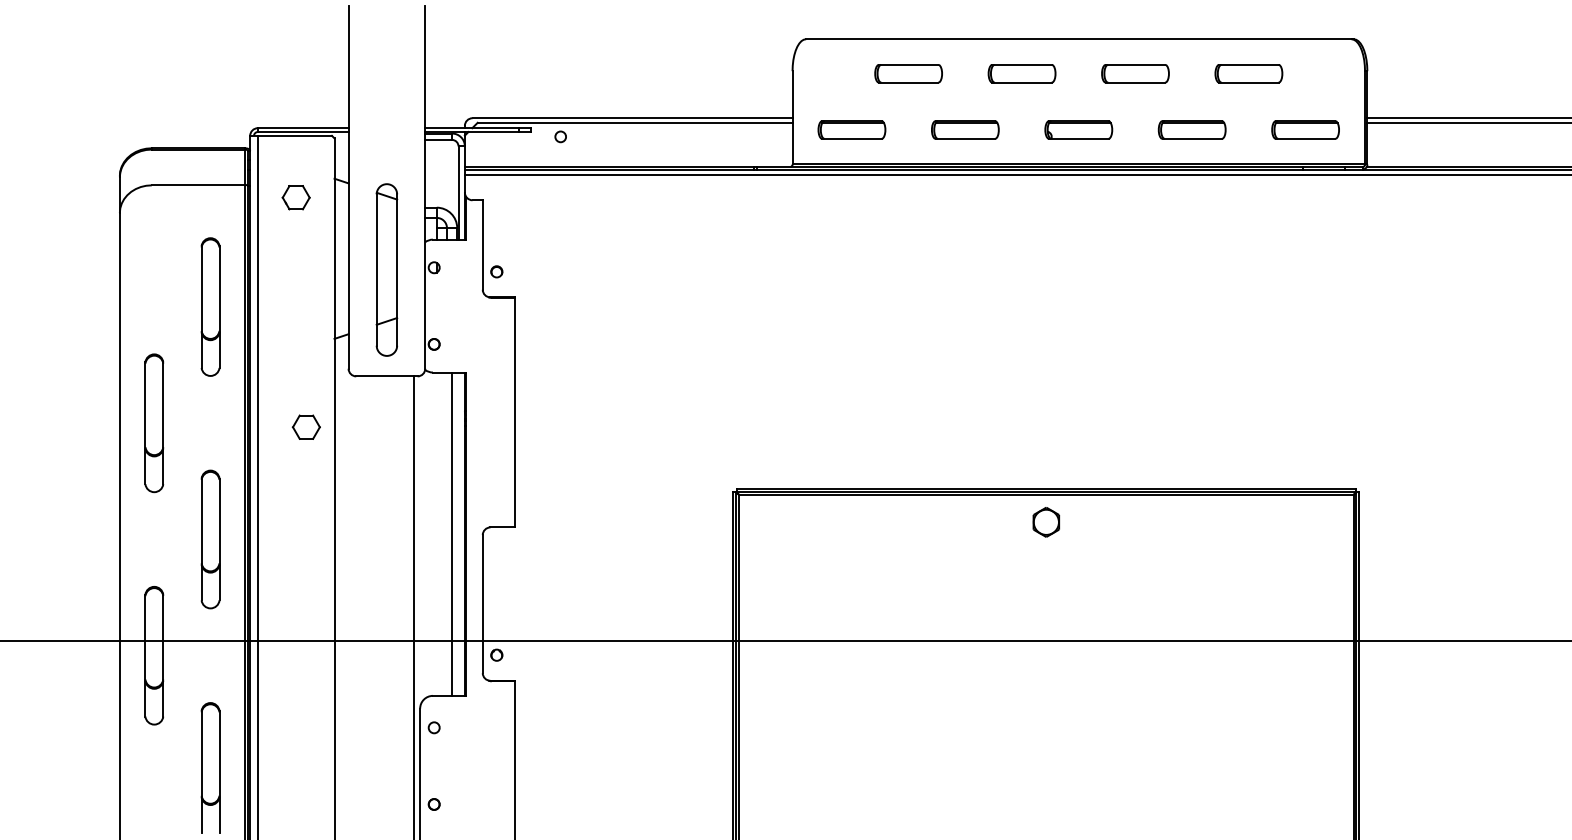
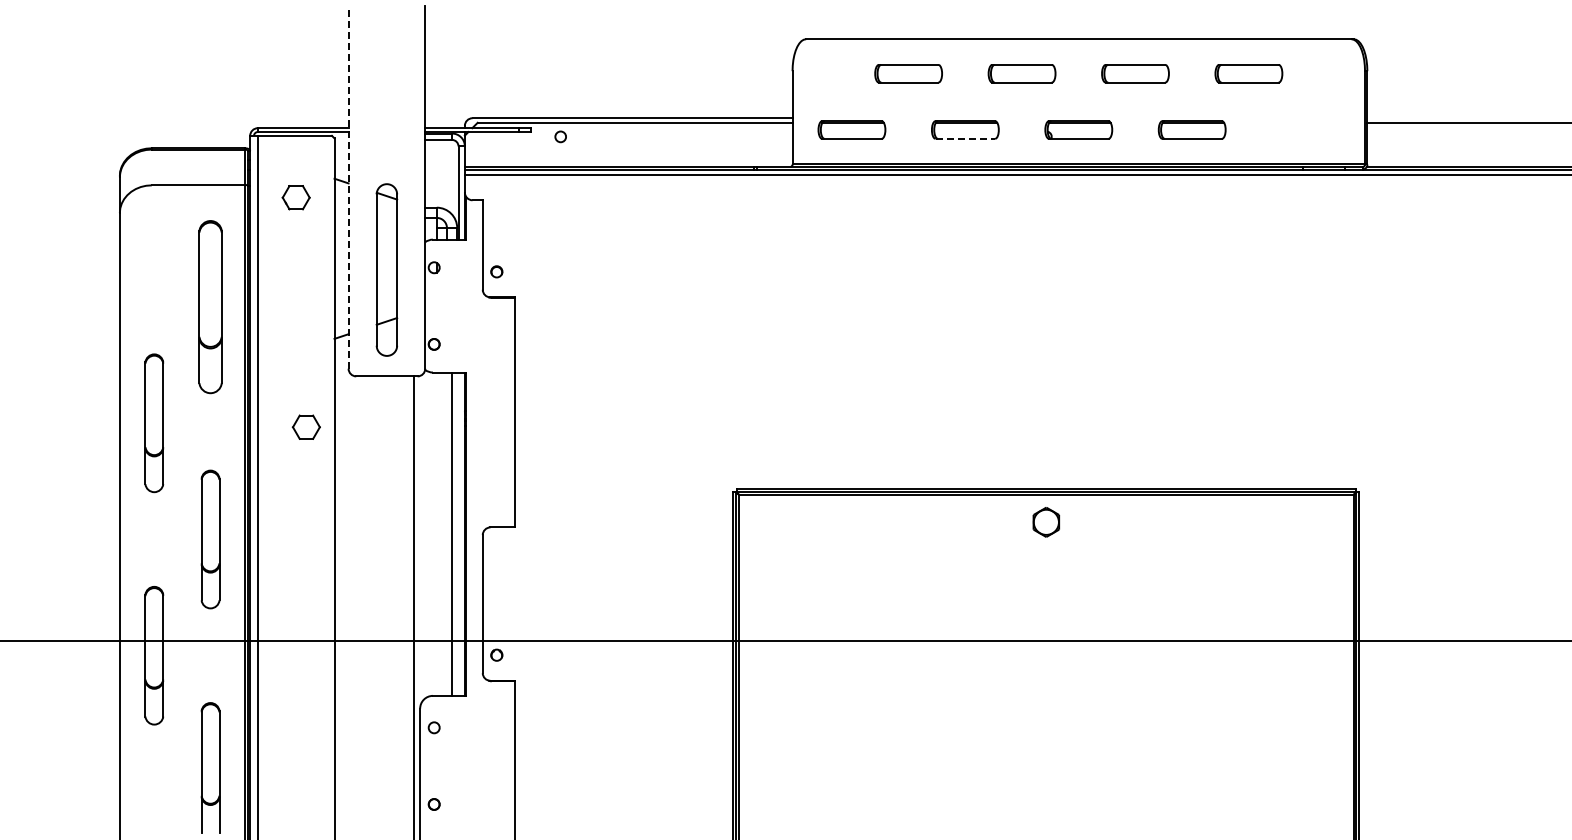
line: present -> none (1467, 118)
part: present -> none (1305, 129)
line: solid -> dashed (965, 138)
line: solid -> dashed (348, 186)
part size: 21x140 px -> 25x175 px (210, 307)
